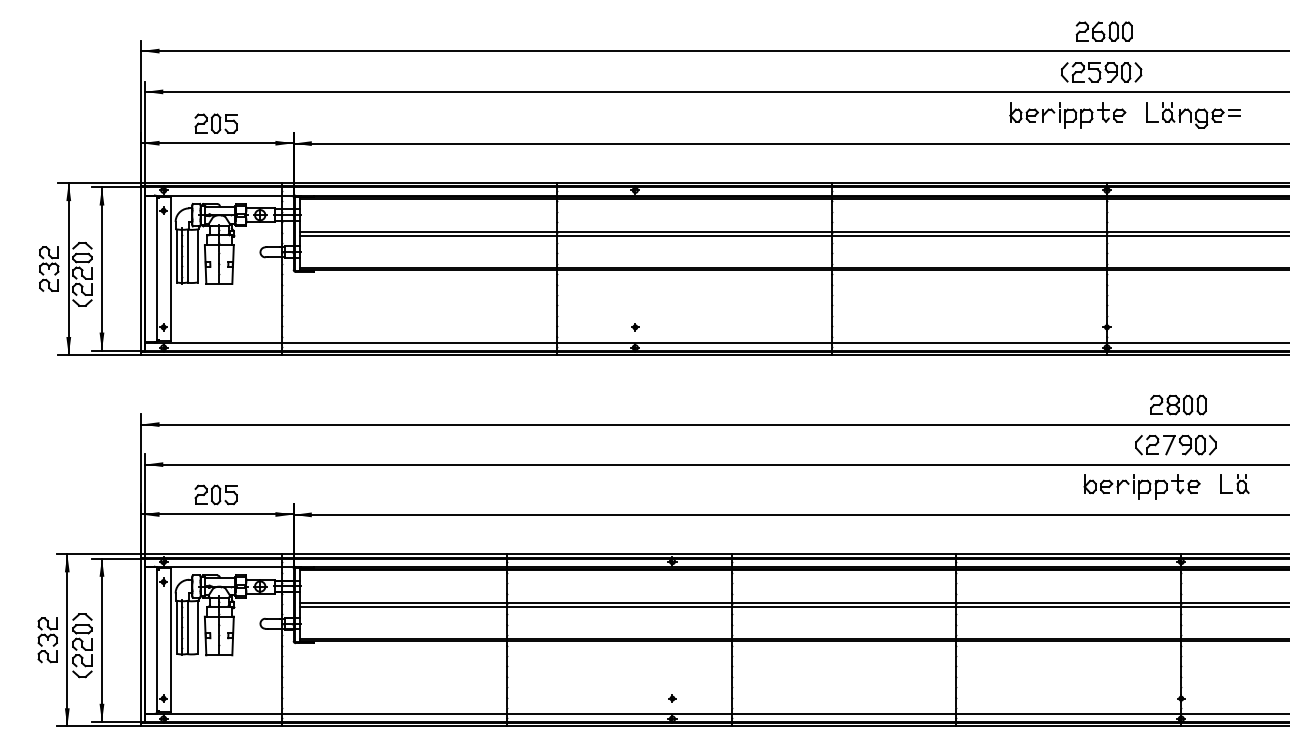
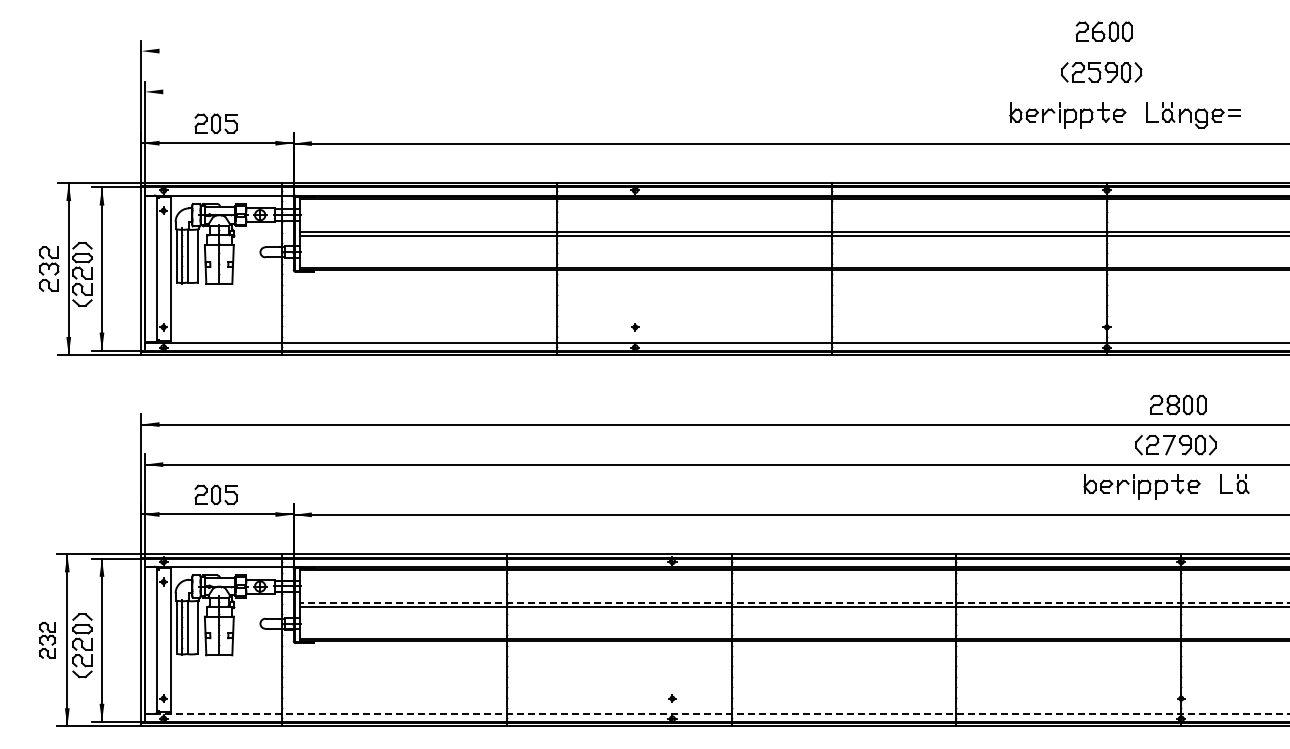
line: present -> none (713, 51)
line: present -> none (715, 91)
line: solid -> dashed (794, 602)
part size: 21x47 px -> 18x38 px (47, 639)
line: solid -> dashed (716, 713)
